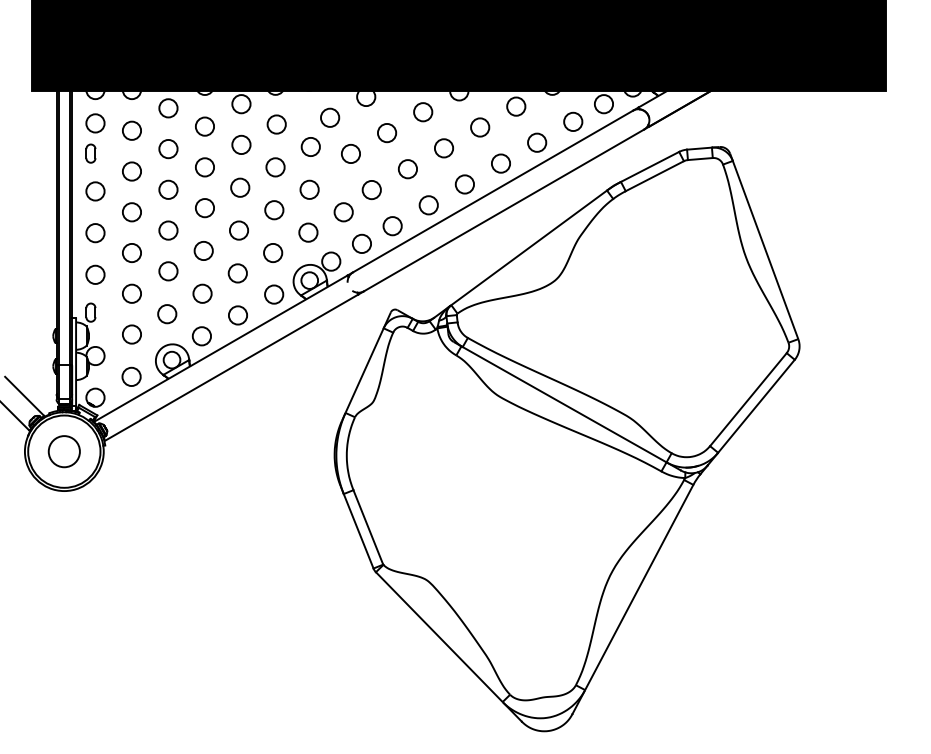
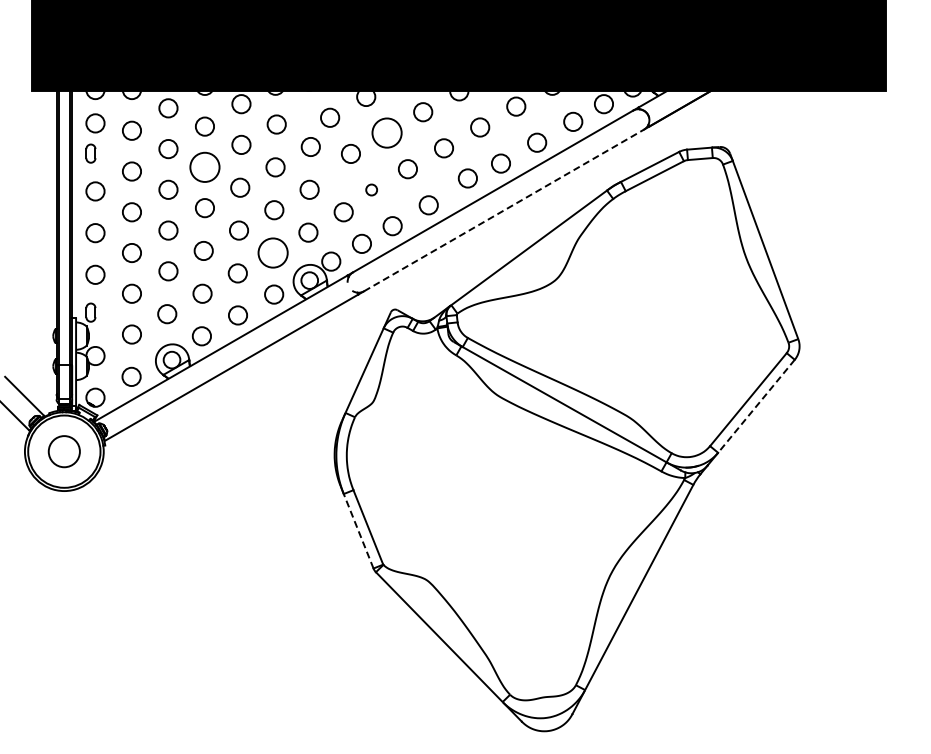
circle diameter: 18 px -> 29 px (386, 132)
circle diameter: 18 px -> 29 px (204, 166)
circle position: (464, 184) -> (467, 178) (467, 178)
circle size: 21x20 px -> 13x14 px (371, 189)
line: solid -> dashed (504, 210)
circle diameter: 18 px -> 29 px (272, 252)
line: solid -> dashed (756, 406)
line: solid -> dashed (358, 530)
